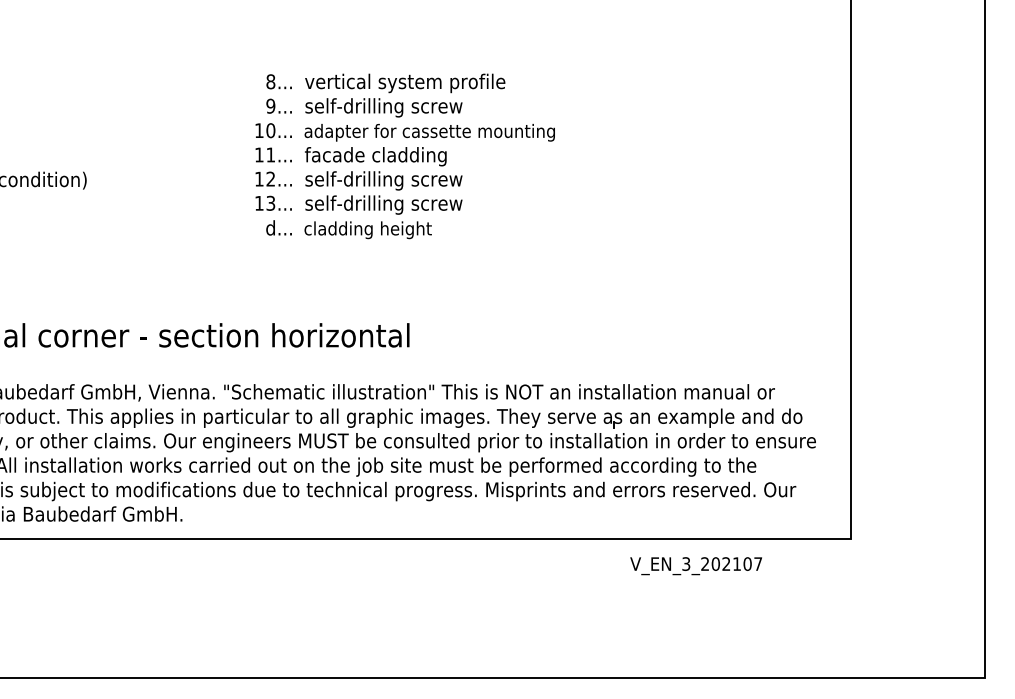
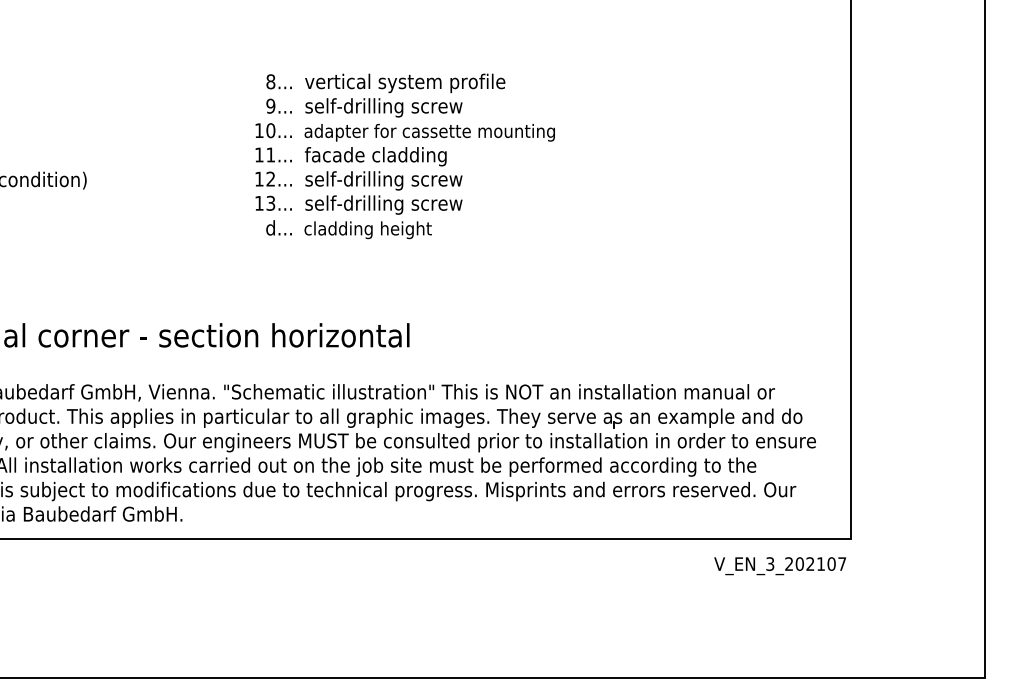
text position: (695, 566) -> (779, 566) (779, 566)
